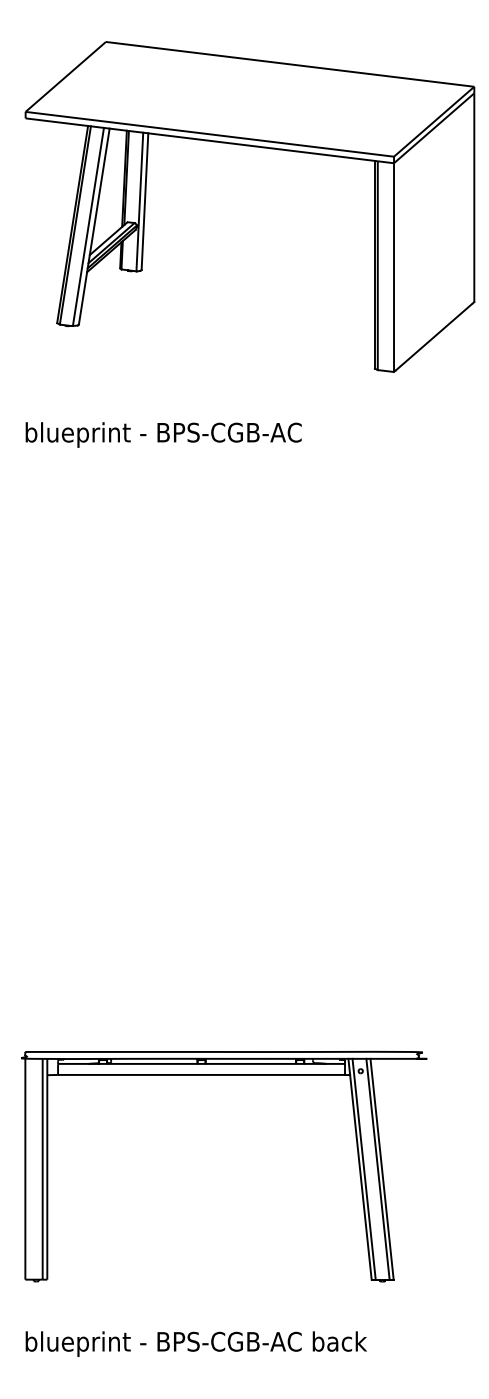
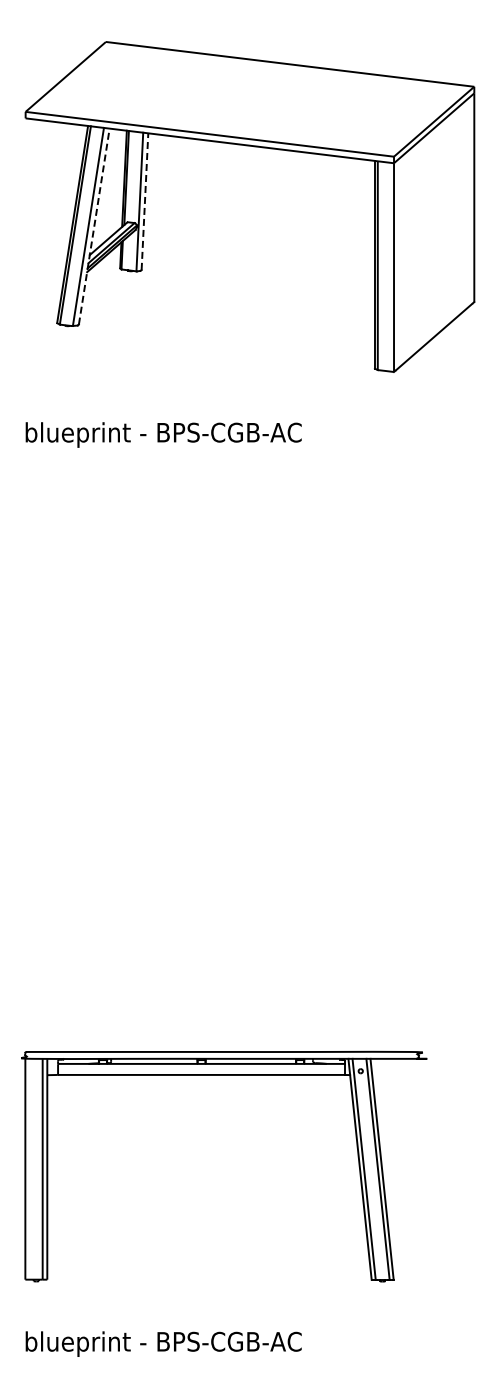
line: solid -> dashed (145, 201)
line: solid -> dashed (94, 226)
text: blueprint - BPS-CGB-AC back -> blueprint - BPS-CGB-AC (339, 1341)
